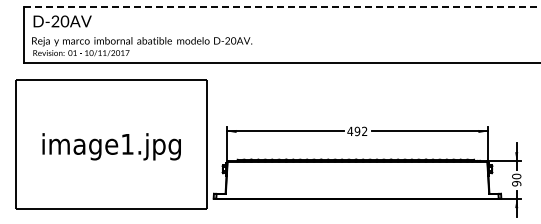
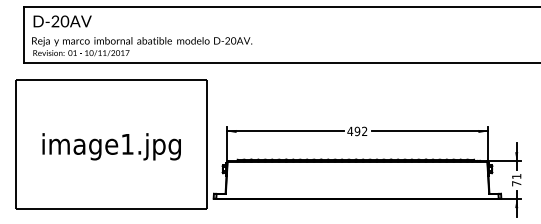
line: dashed -> solid (283, 6)
text: 90 -> 71 (516, 179)
